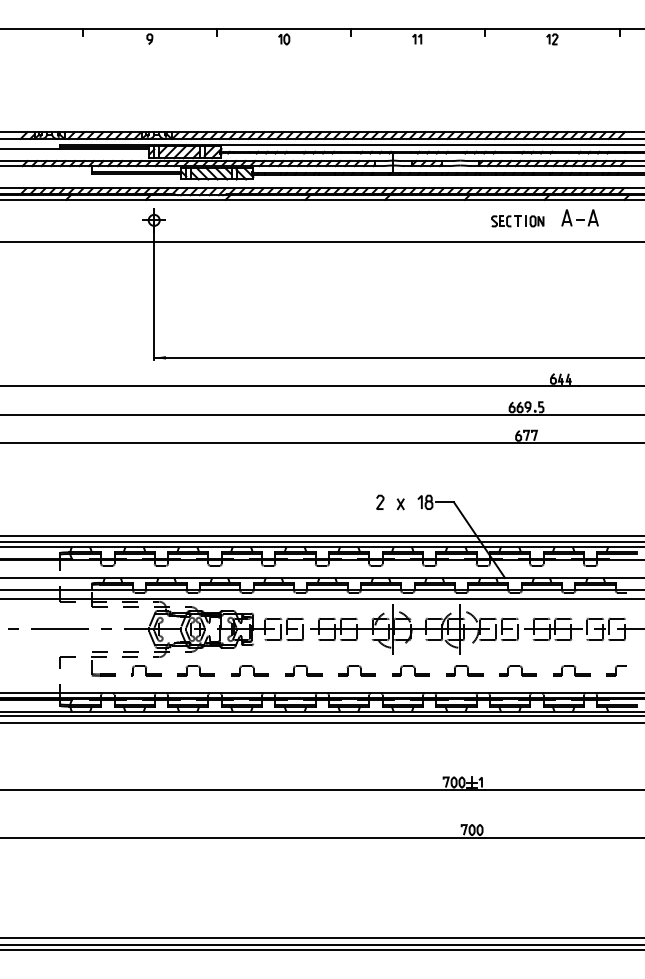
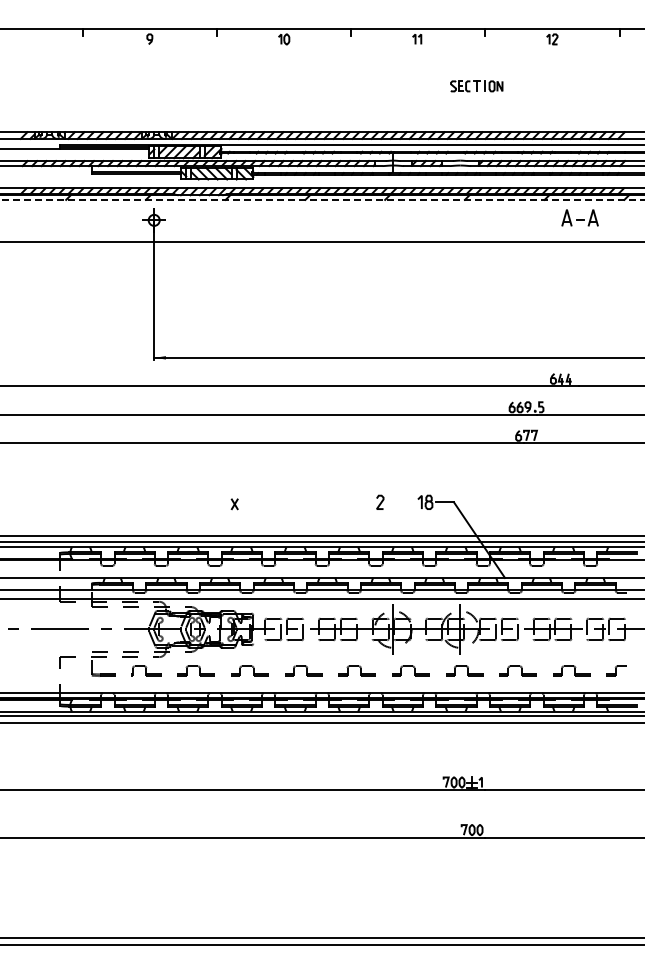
line: solid -> dashed (322, 199)
part position: (517, 221) -> (476, 86) (476, 86)
part position: (400, 504) -> (234, 504) (234, 504)
line: present -> none (321, 949)
